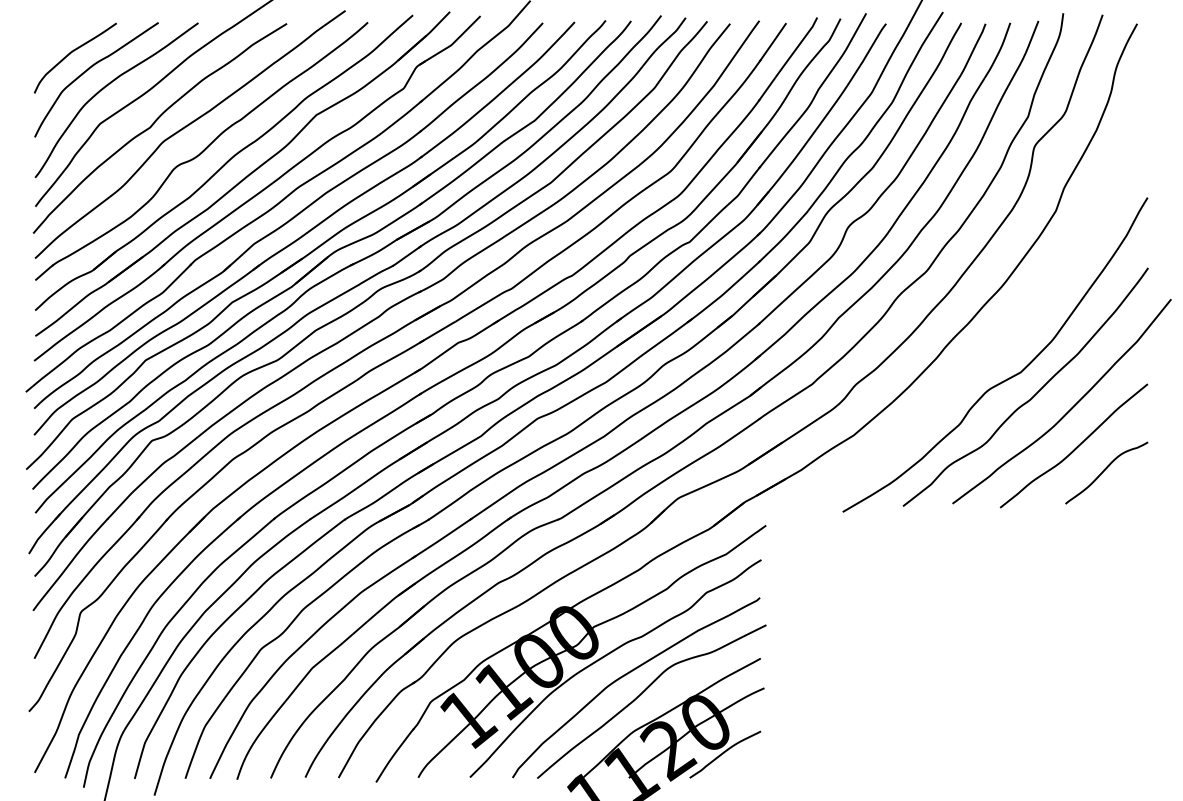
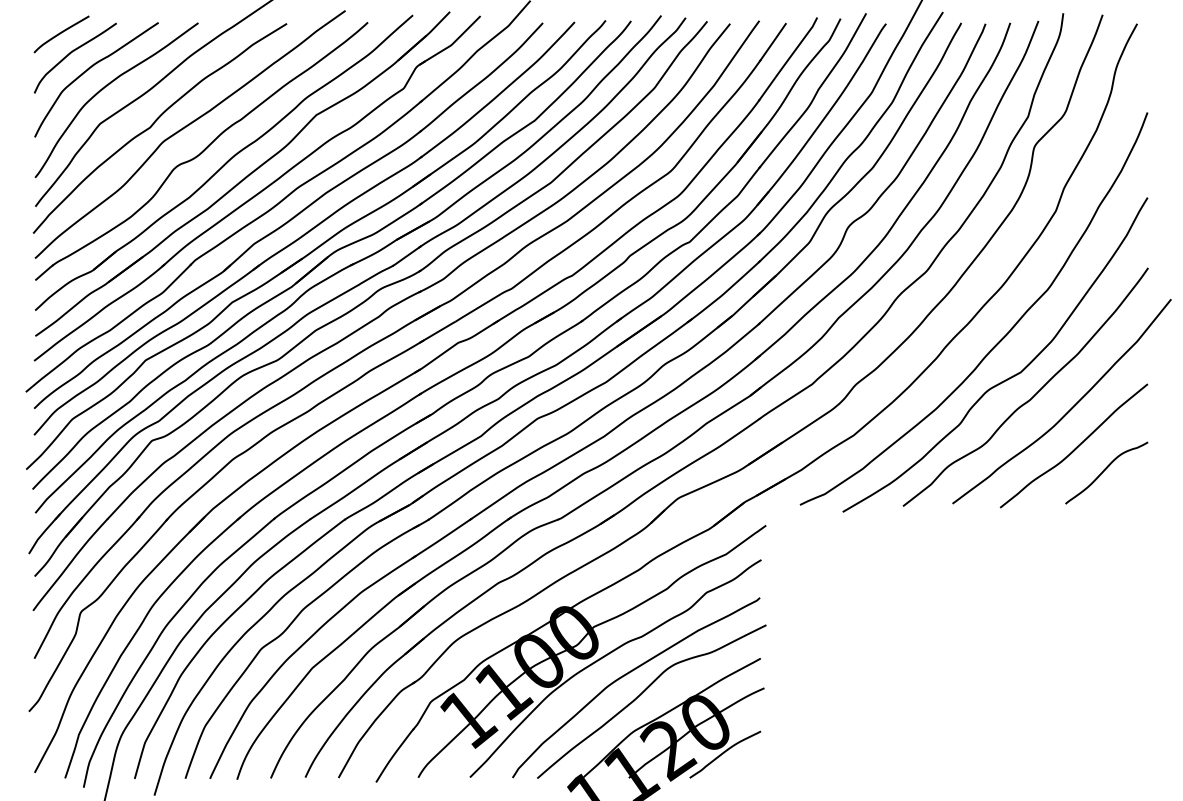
curve: none -> present (61, 33)
curve: none -> present (1002, 337)
